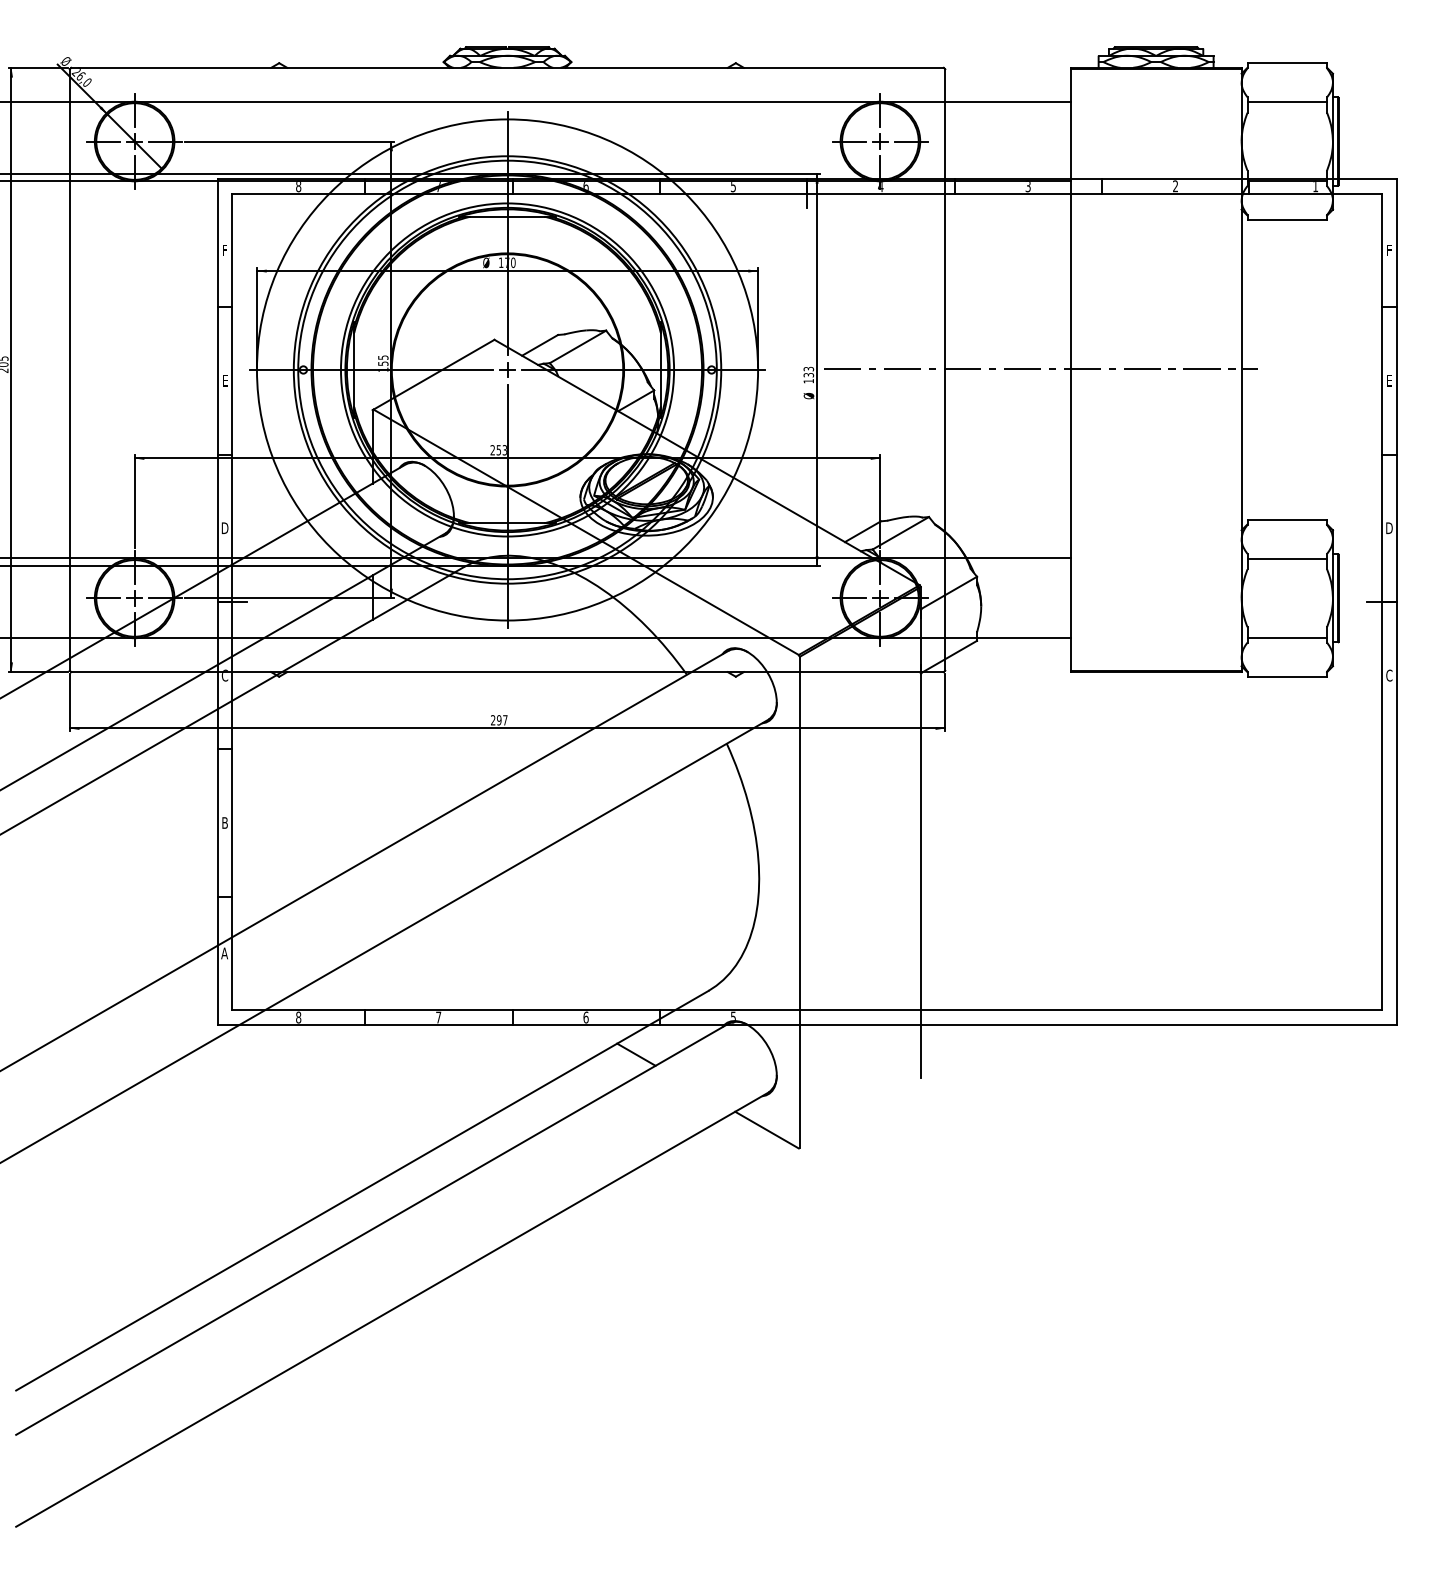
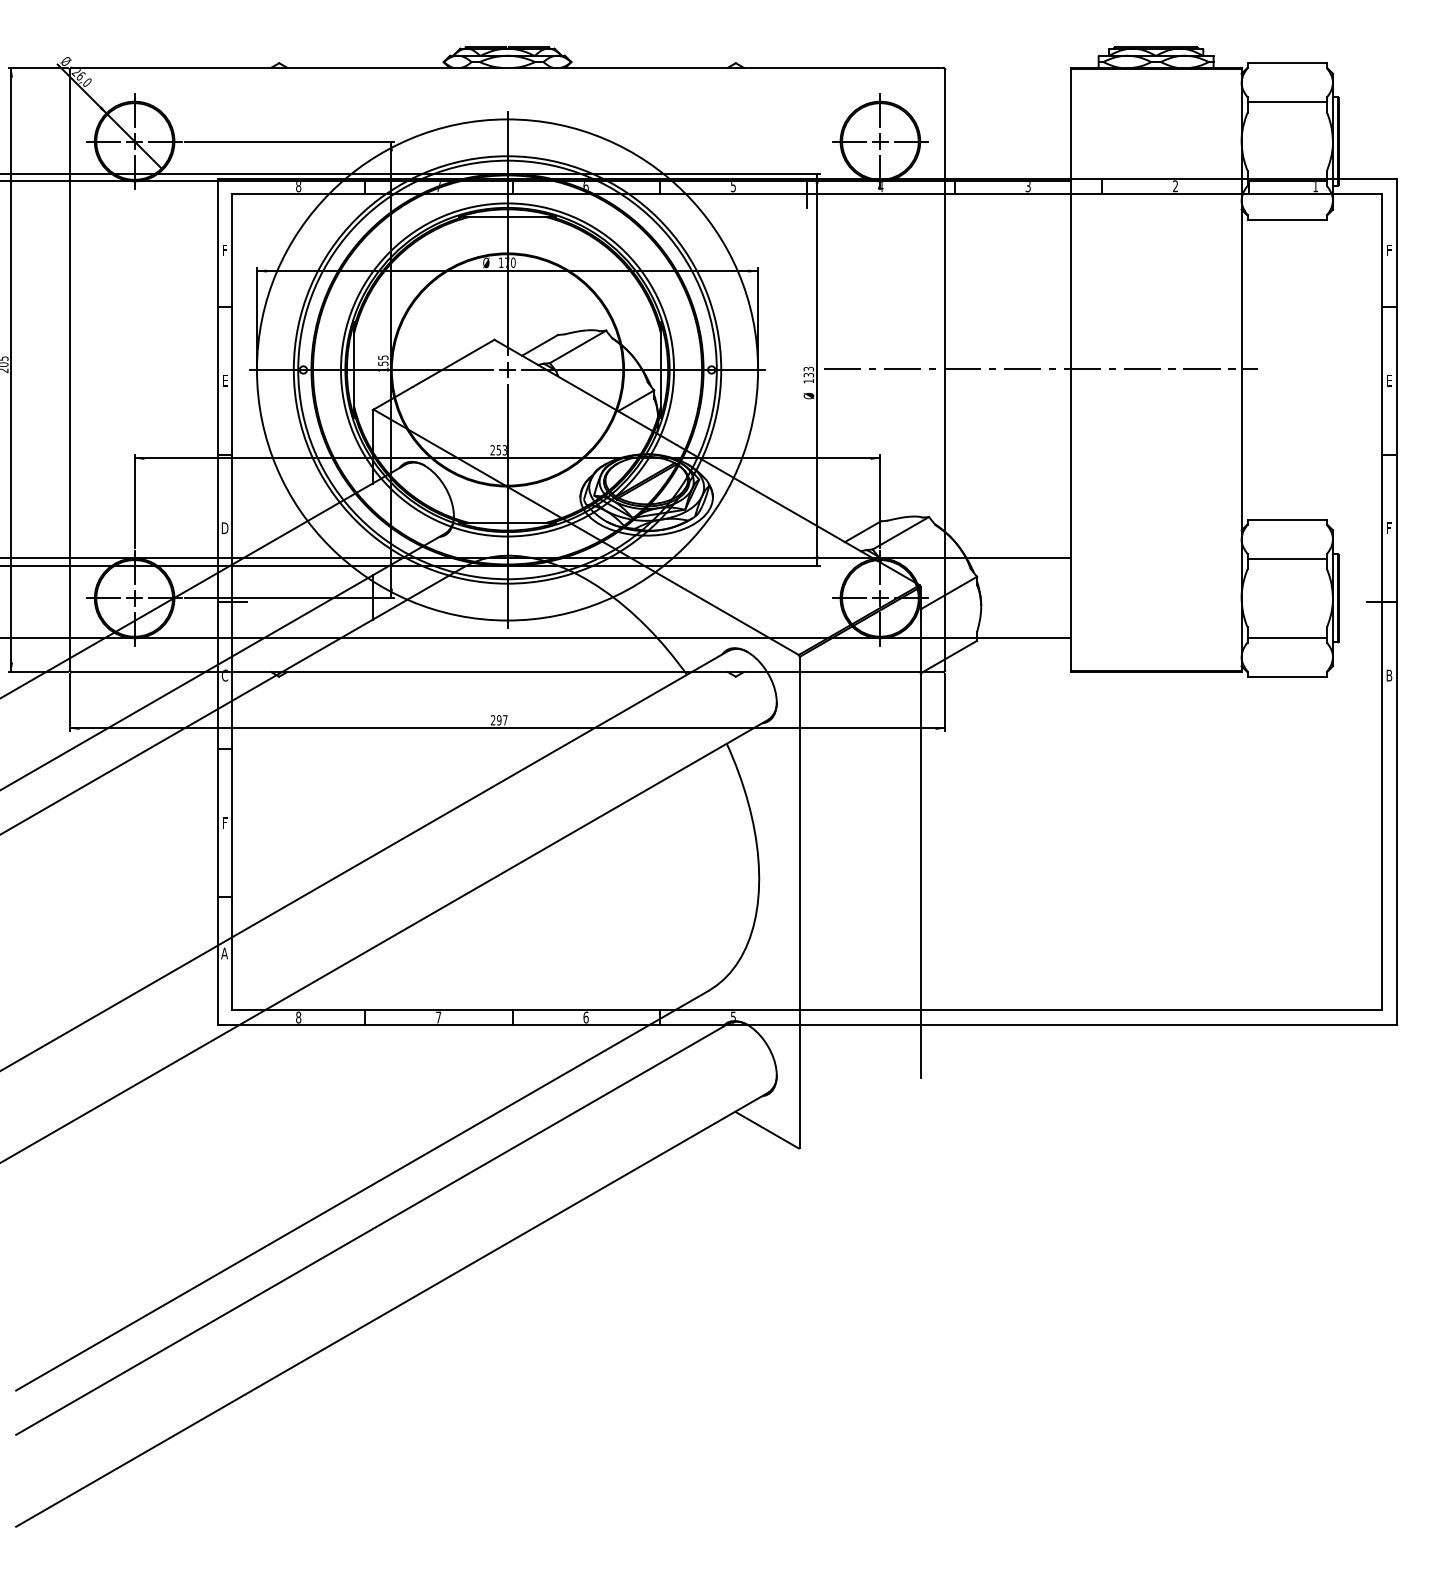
line: present -> none (536, 101)
text: D -> F (1389, 528)
text: C -> B (1389, 675)
text: B -> F (224, 822)
line: present -> none (636, 1054)
